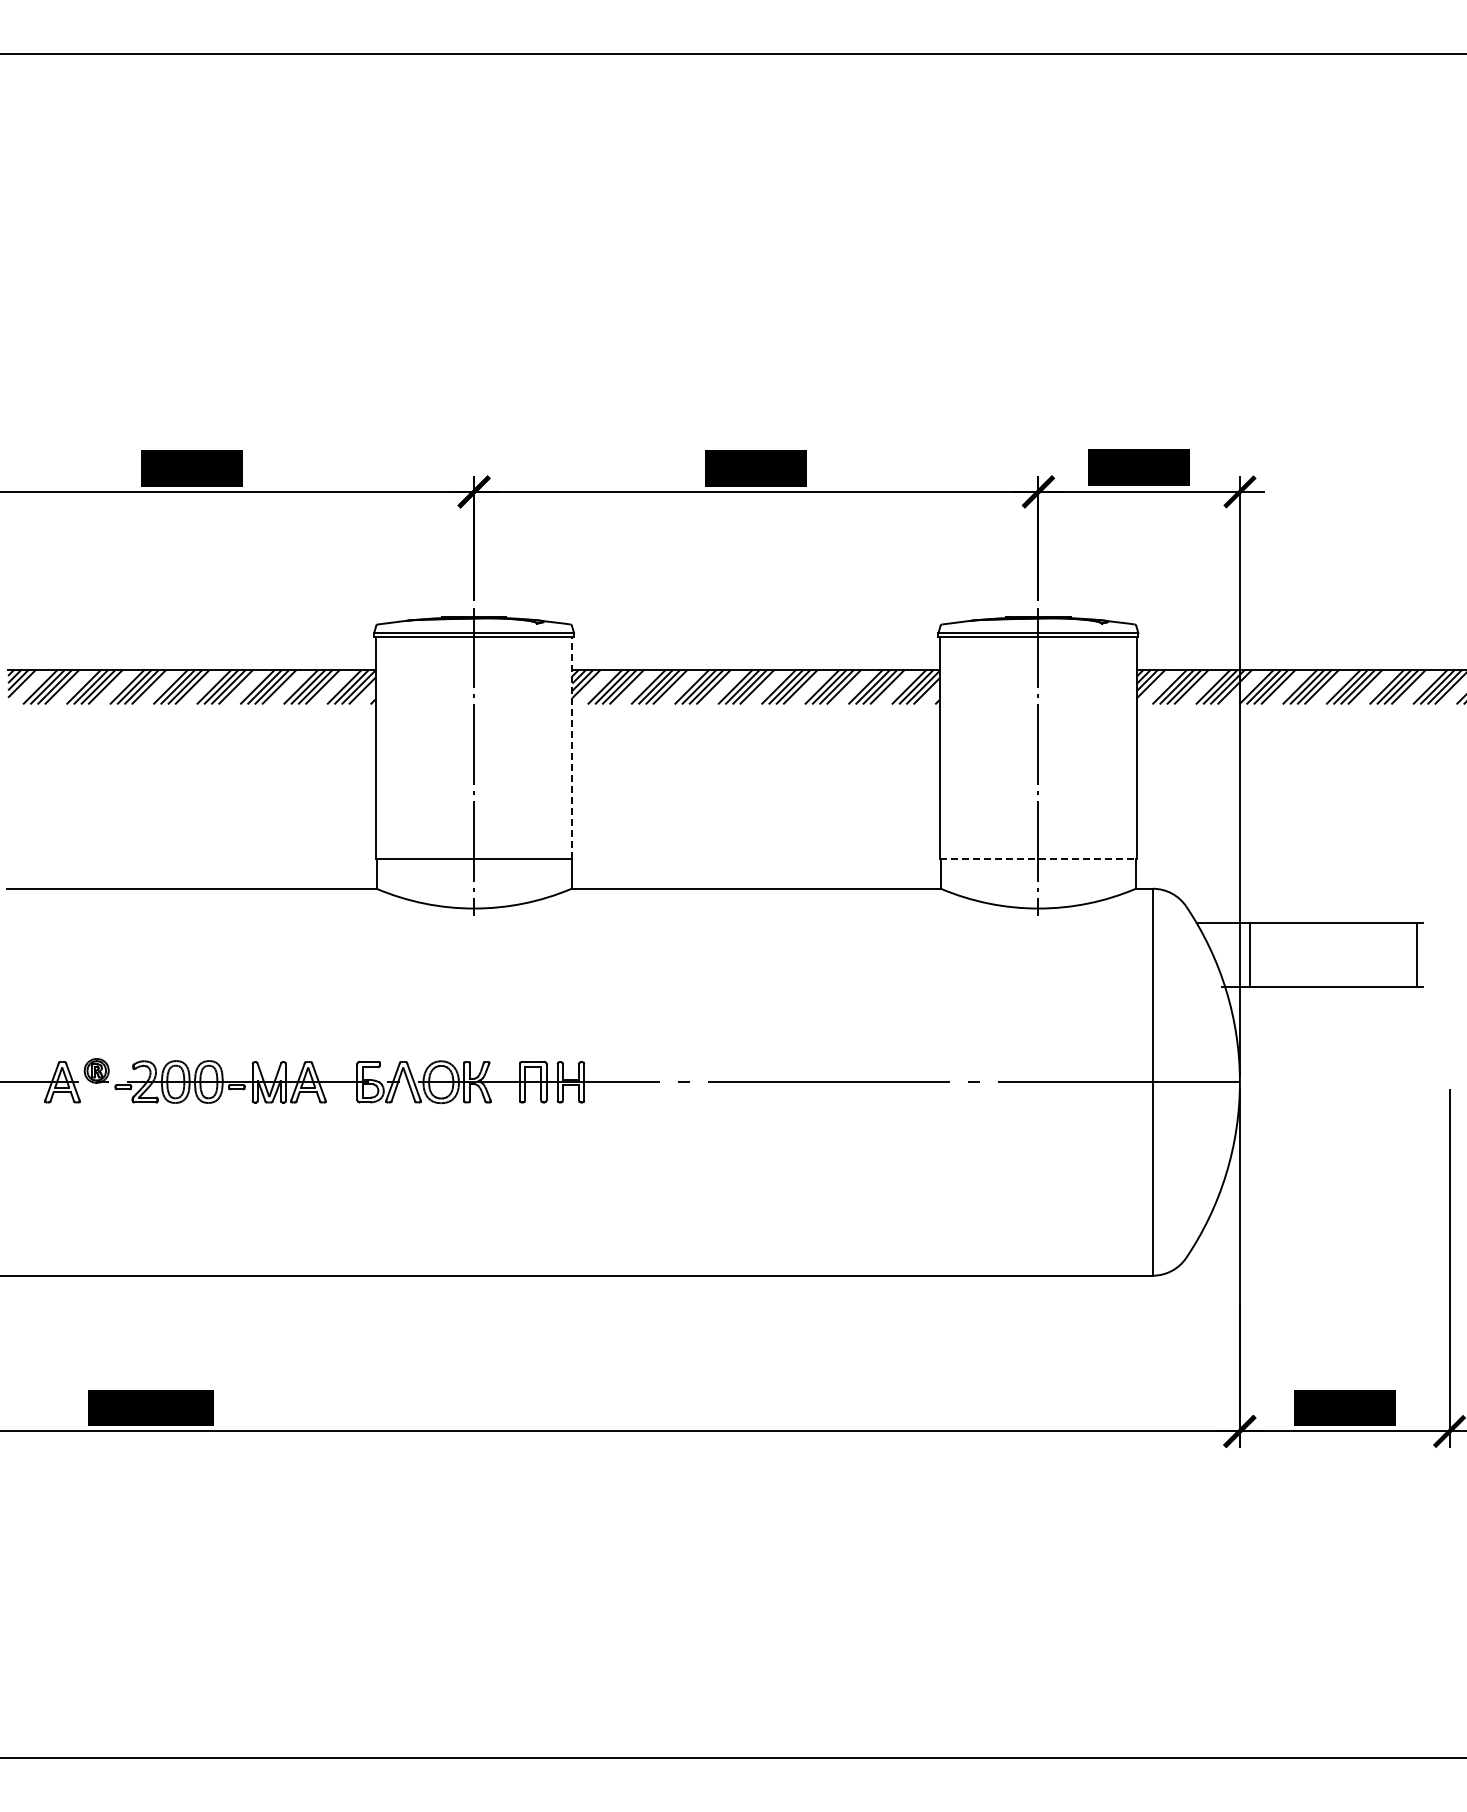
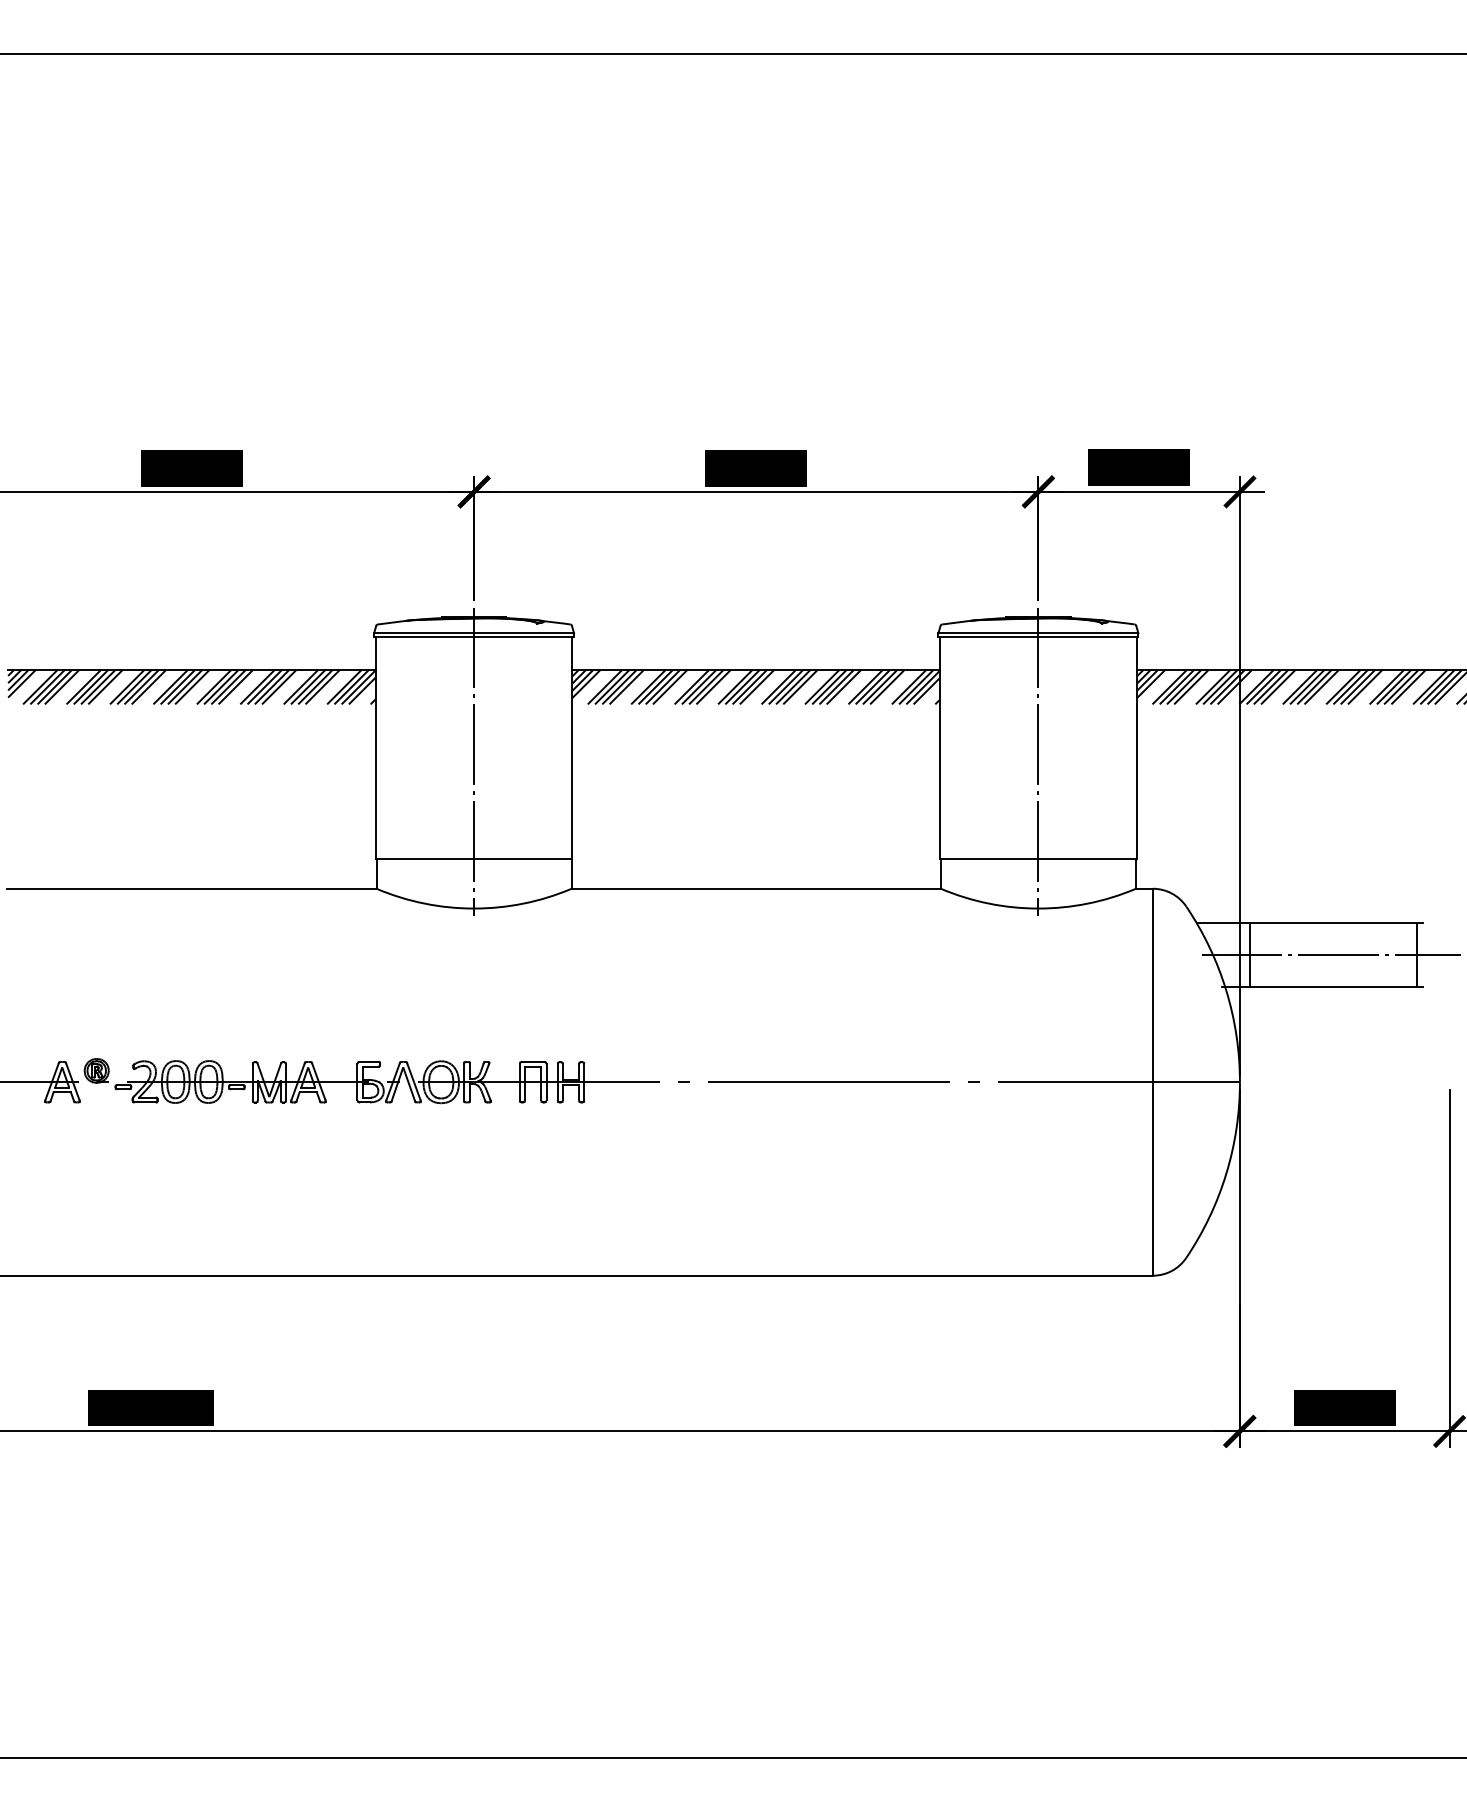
line: dashed -> solid (572, 747)
line: dashed -> solid (1038, 859)
line: none -> present (1330, 955)
